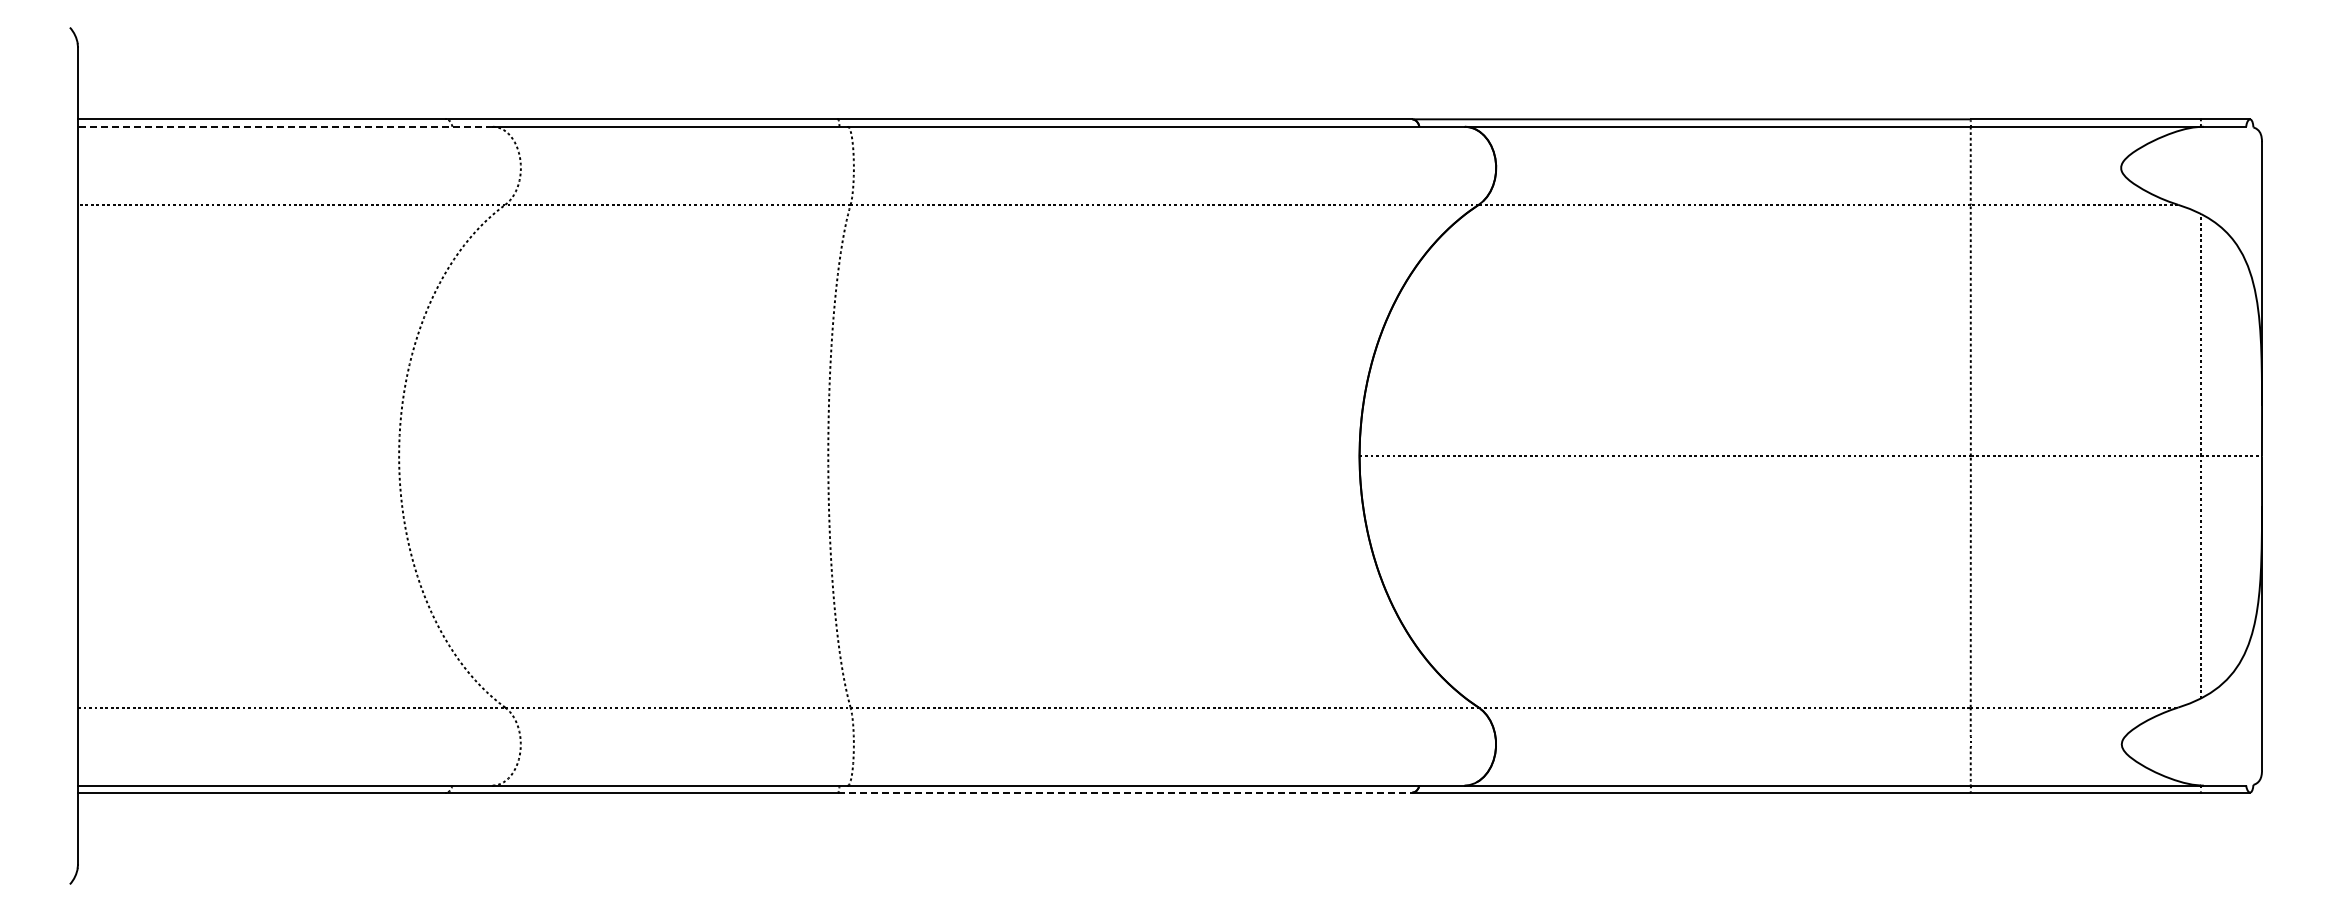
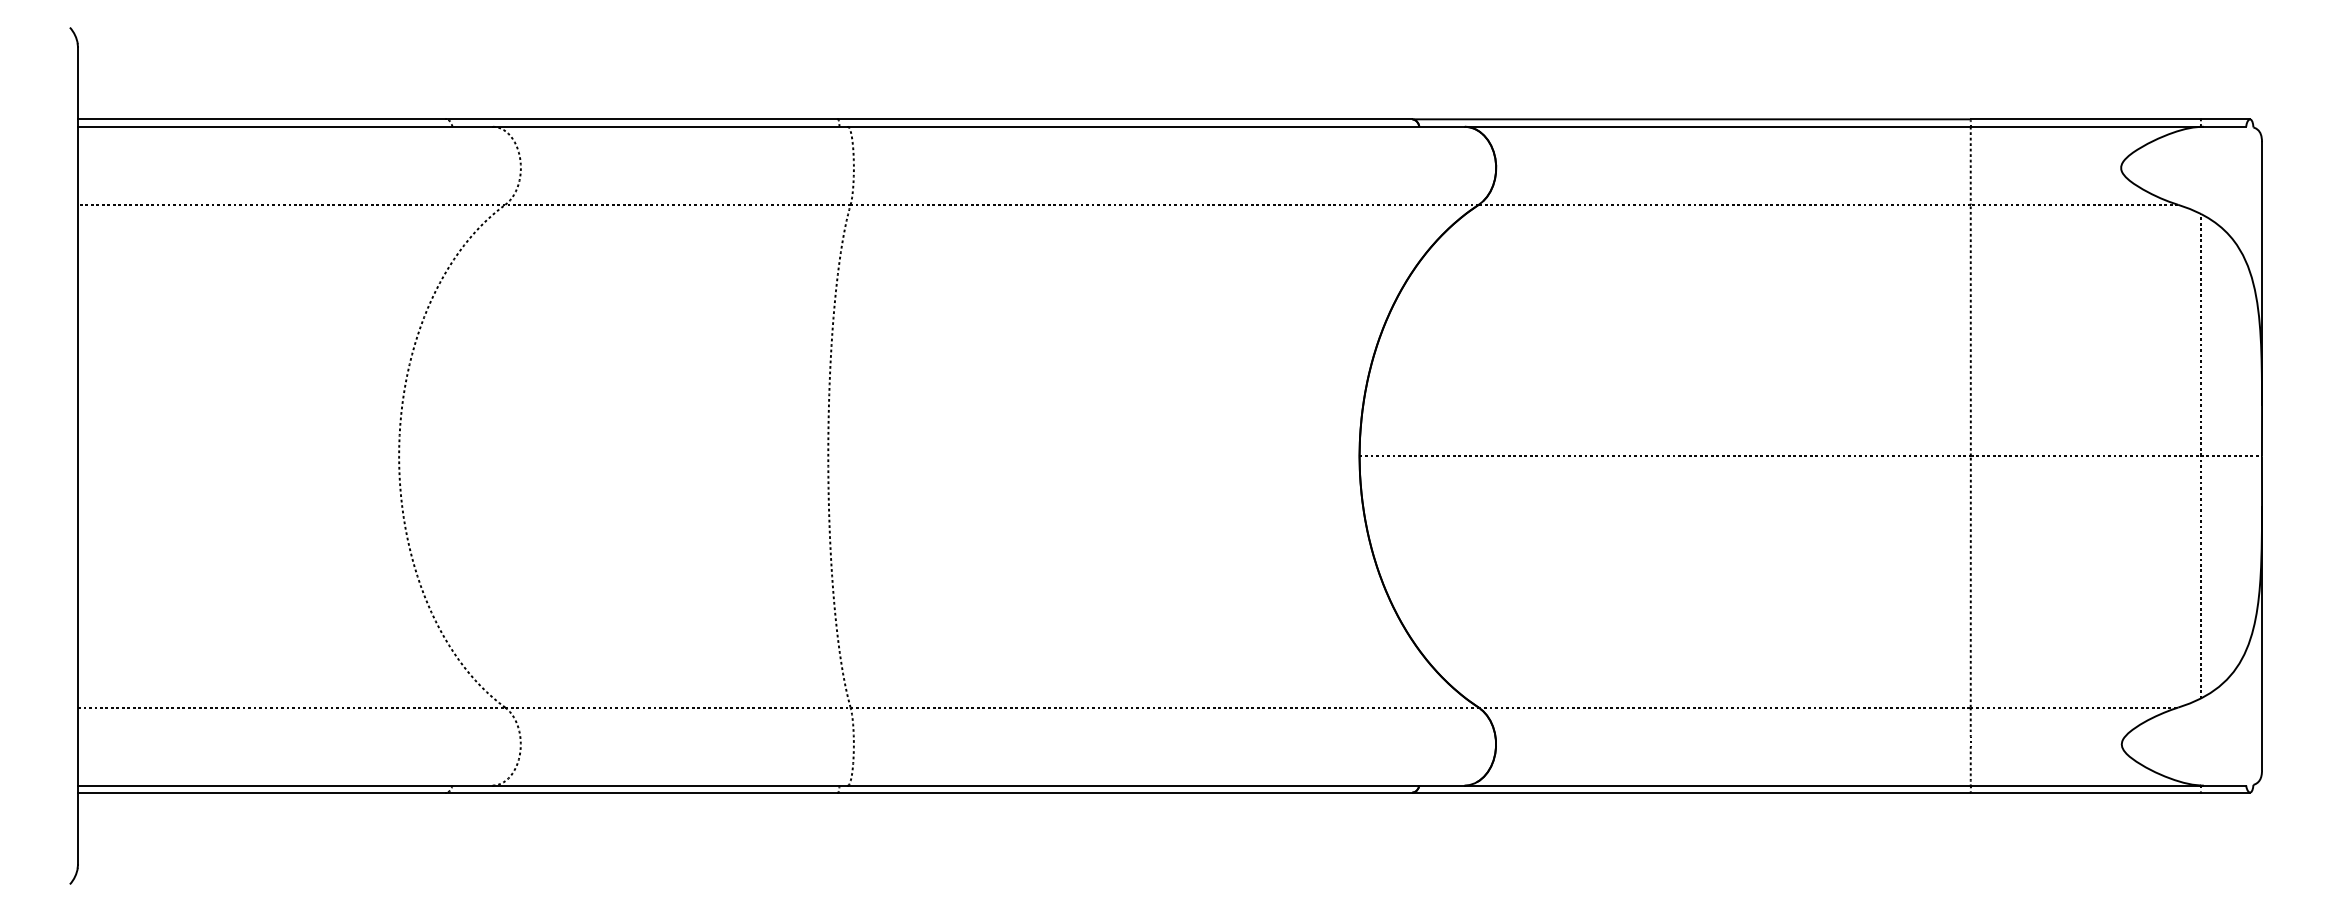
line: dashed -> solid (284, 126)
line: dashed -> solid (1125, 792)
